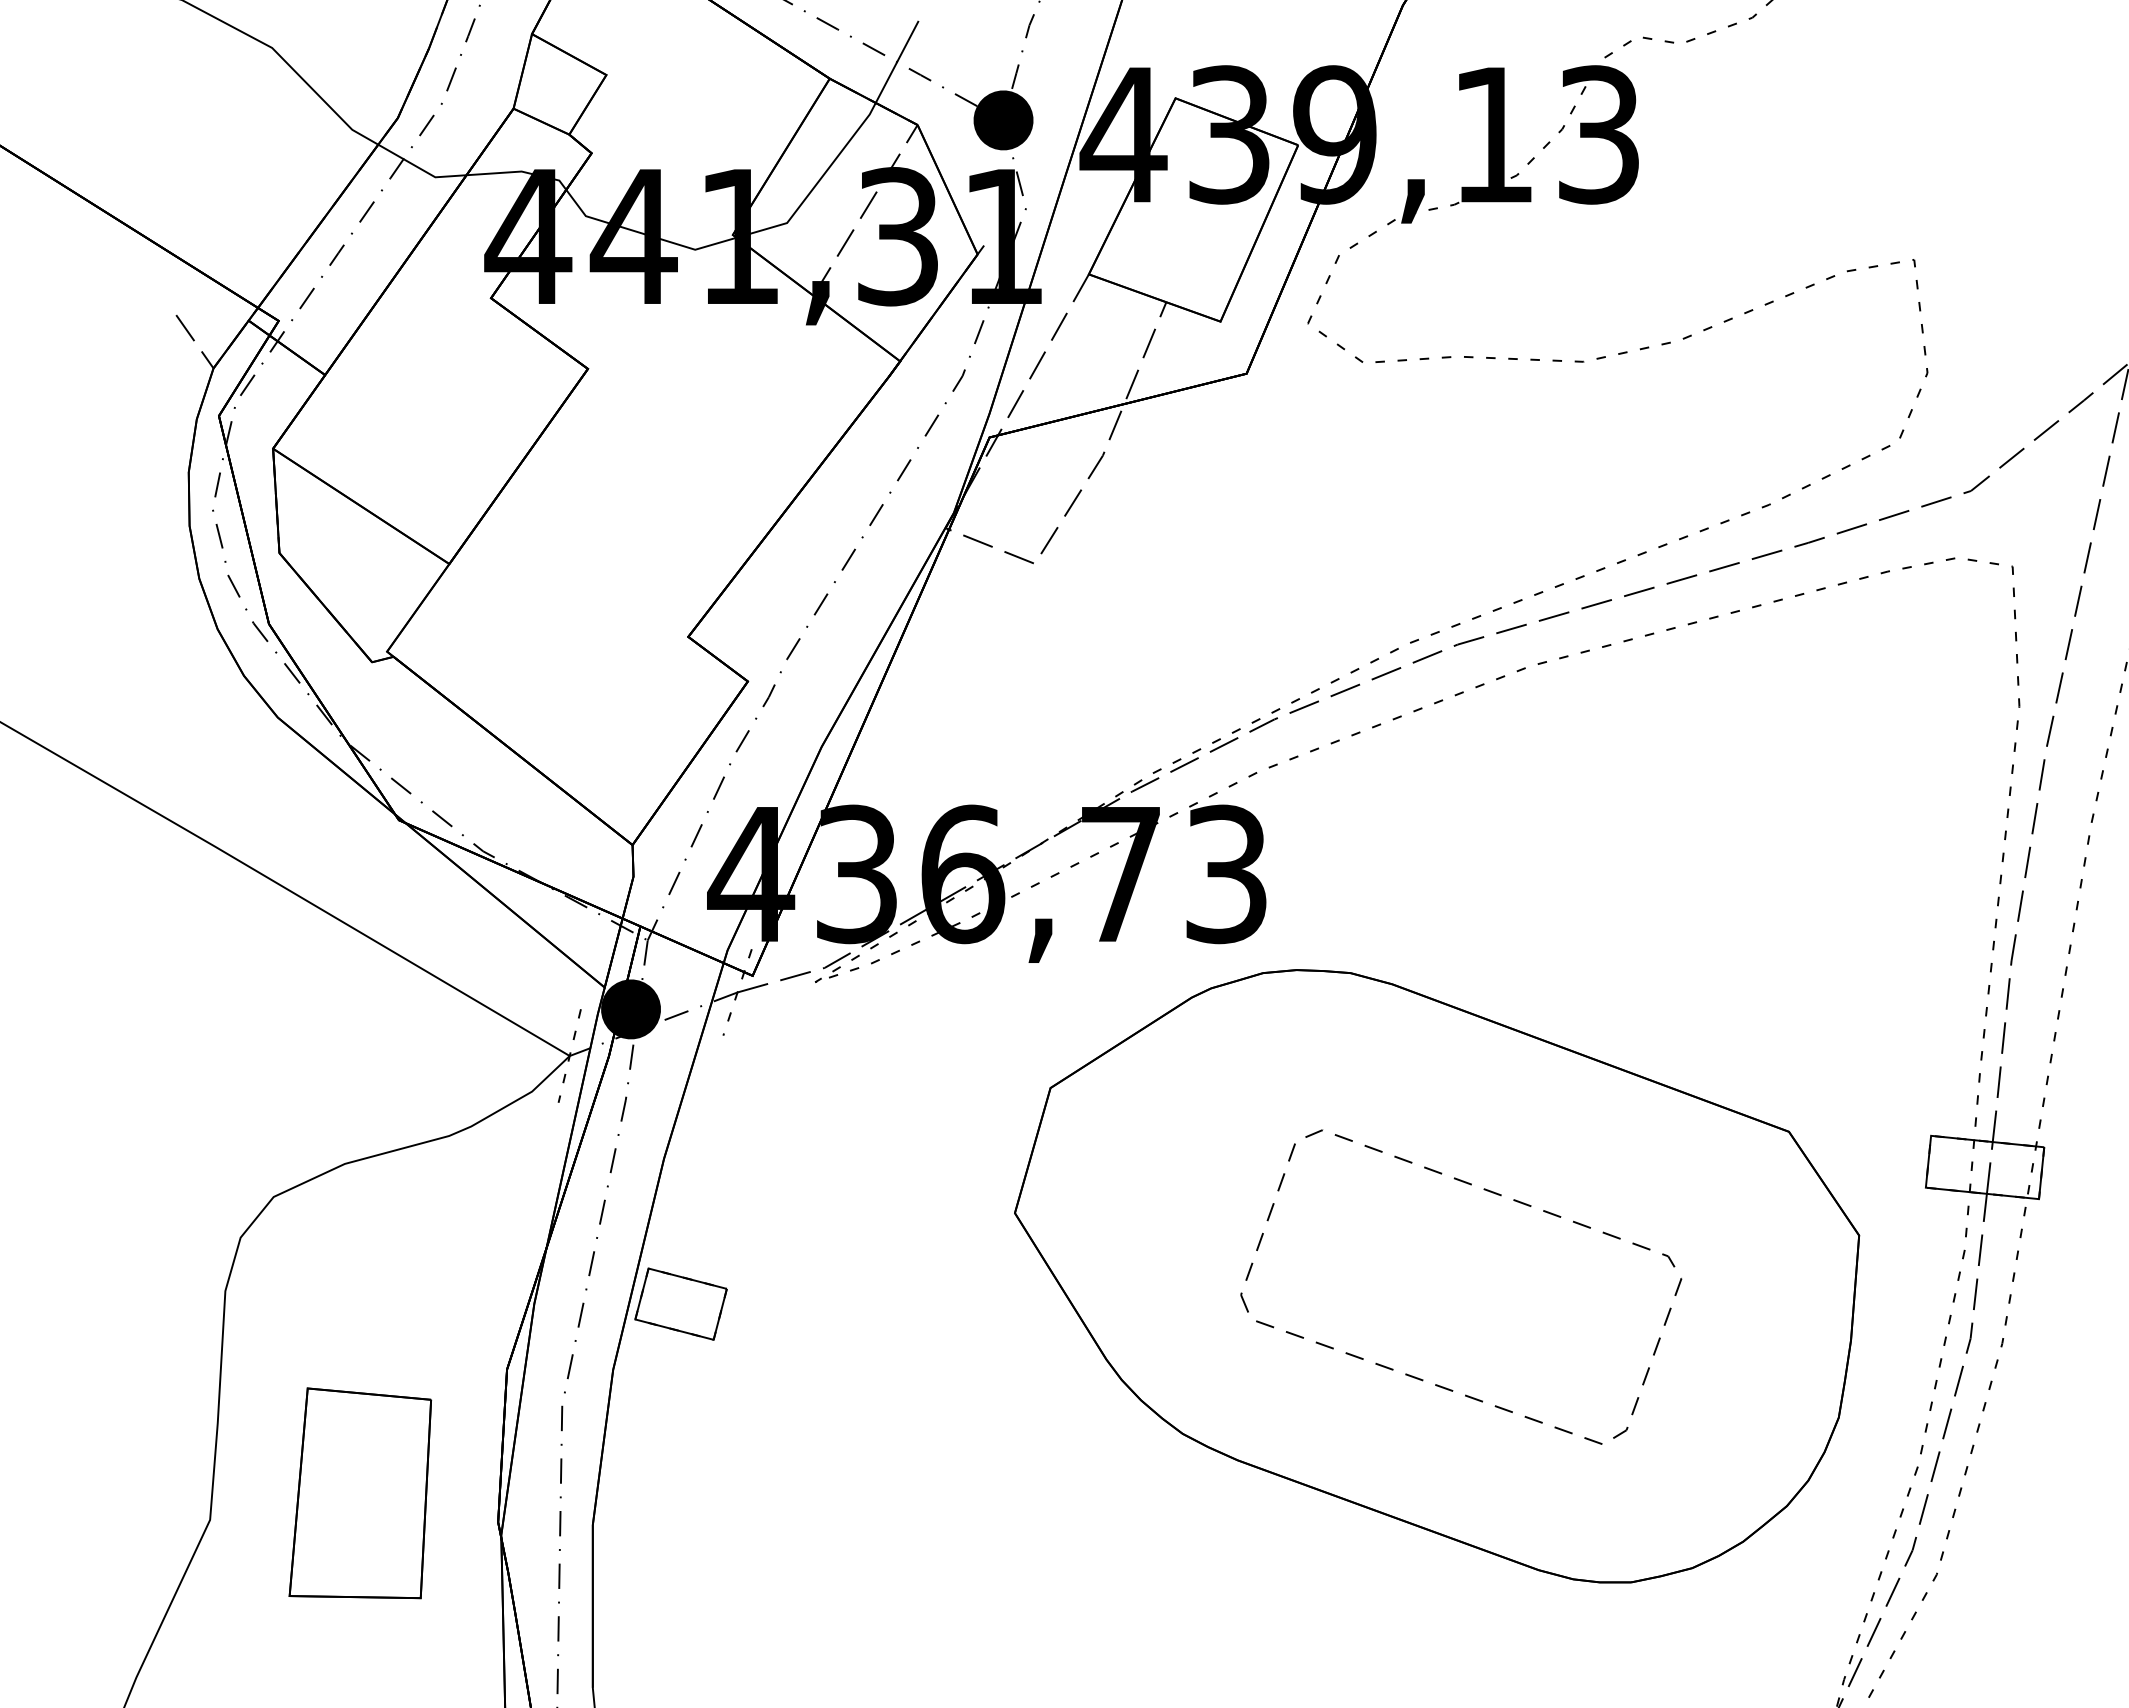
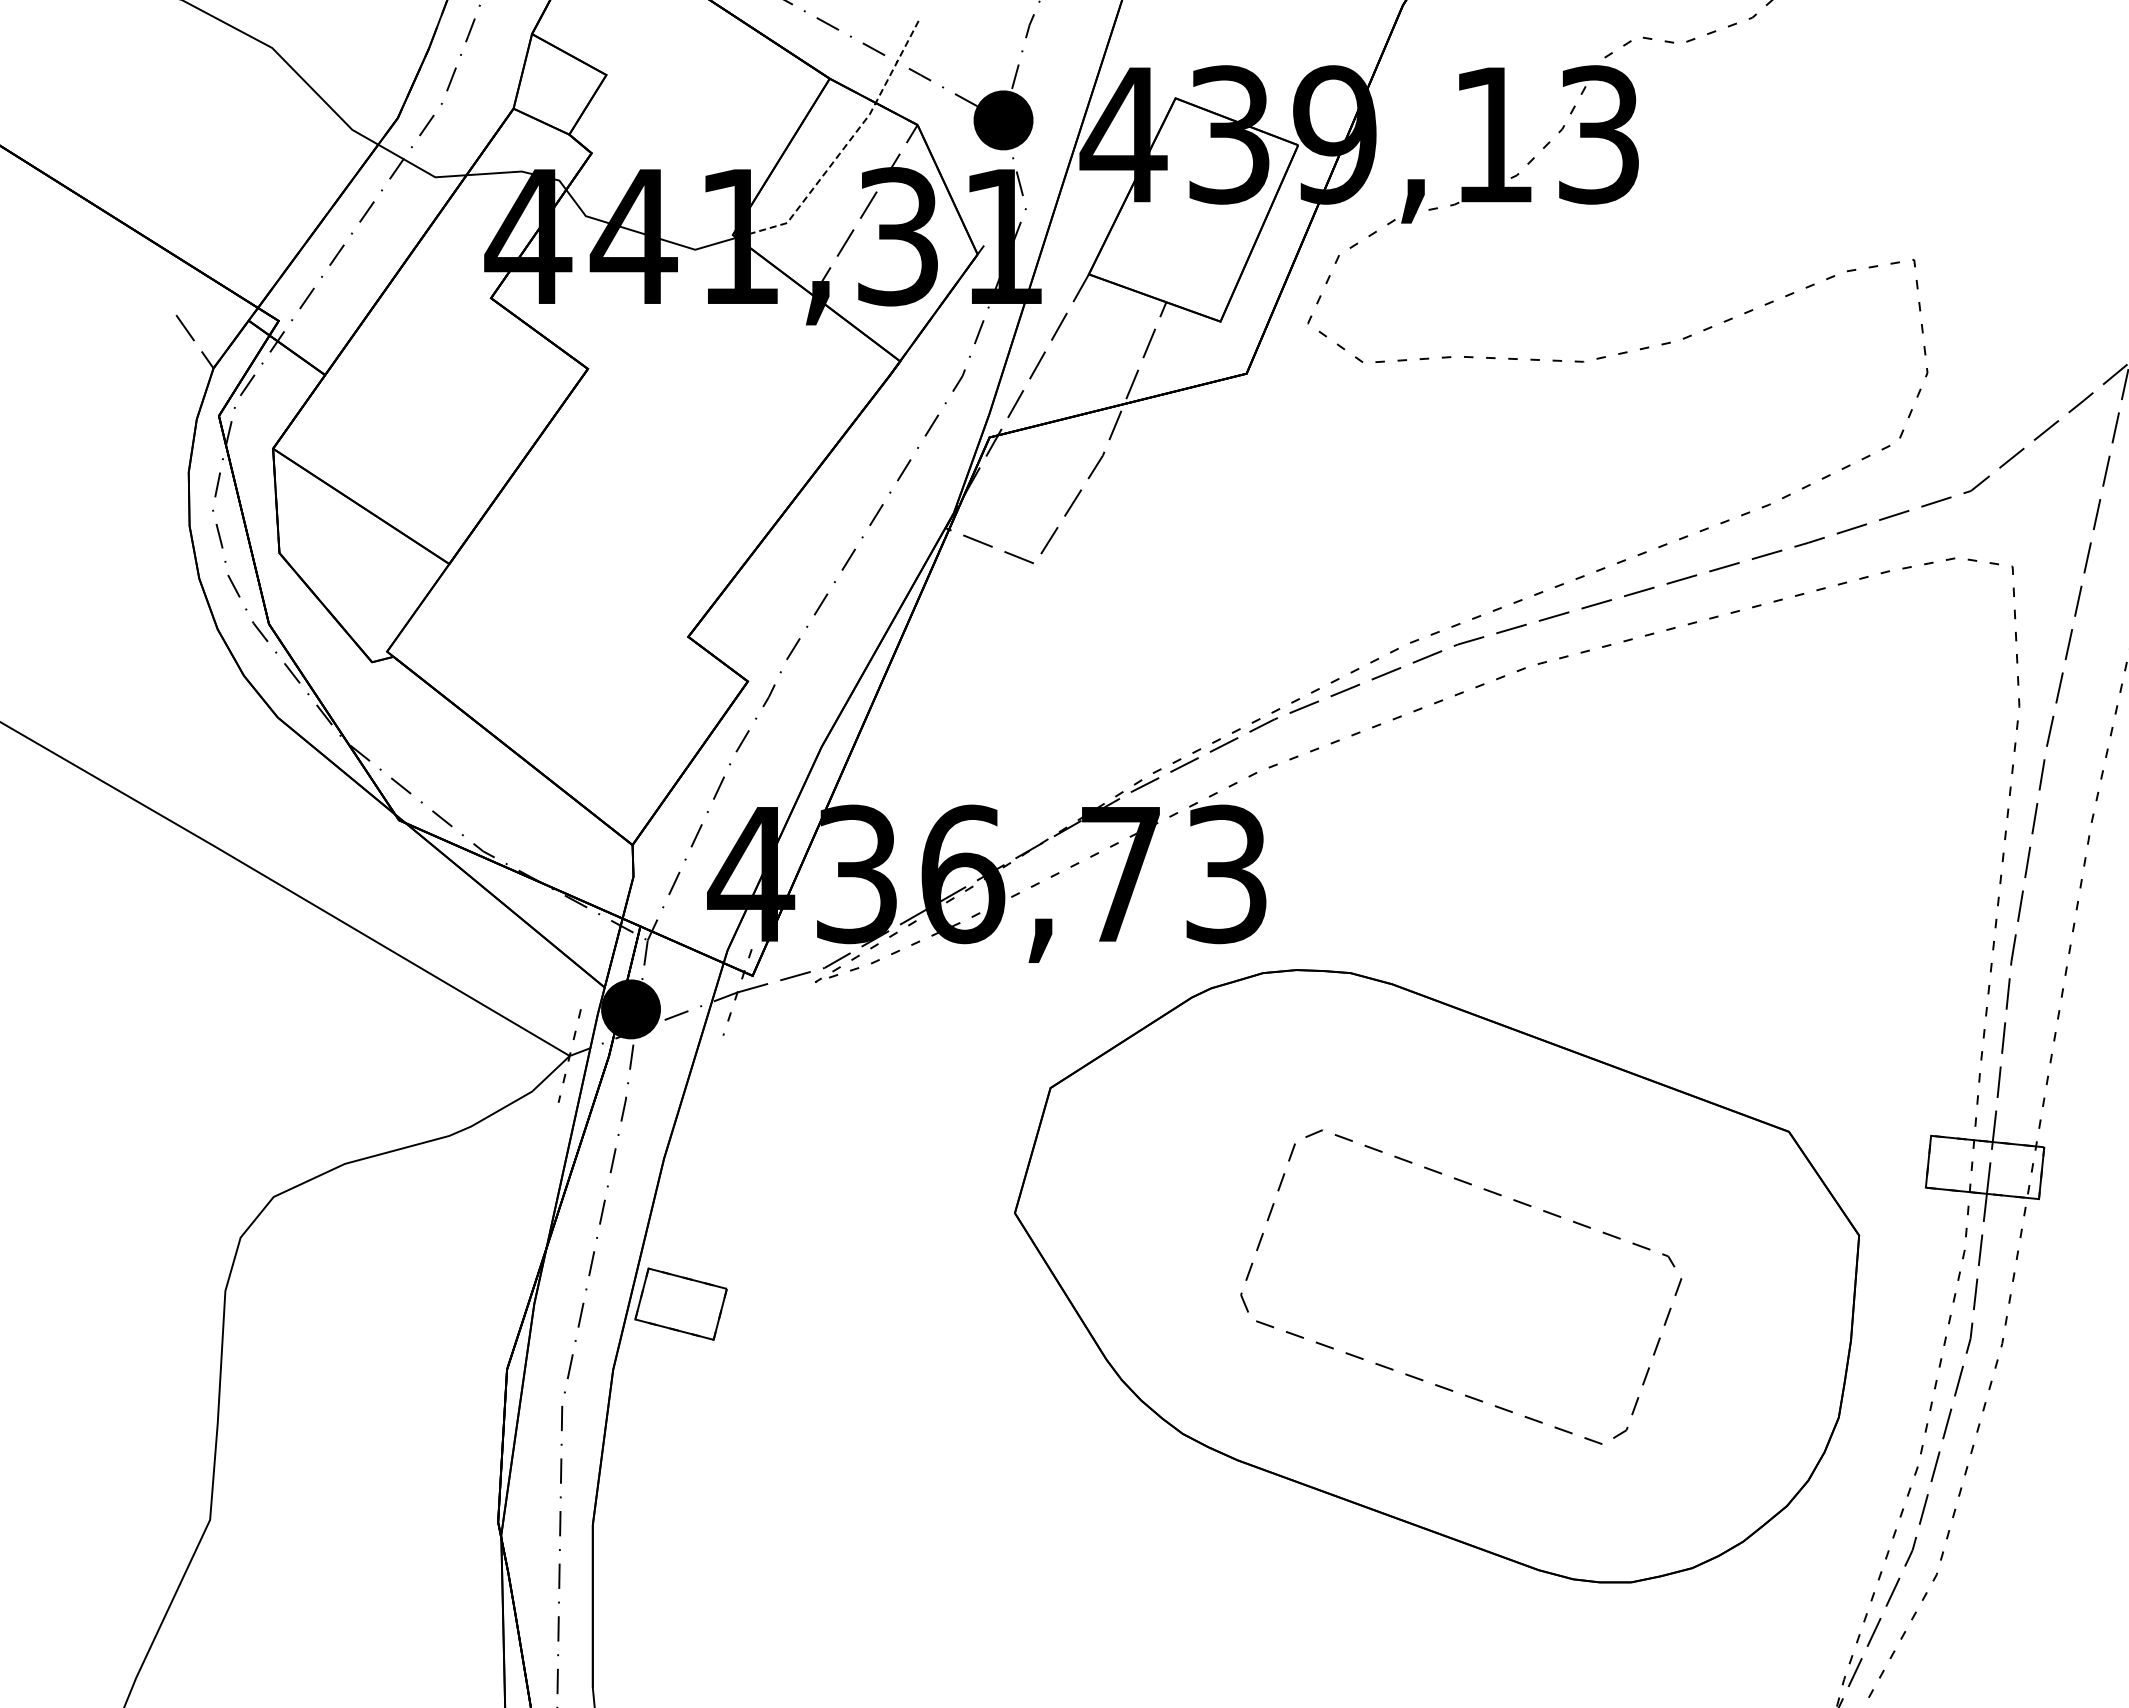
line: solid -> dashed (844, 147)
part: present -> none (360, 1493)
